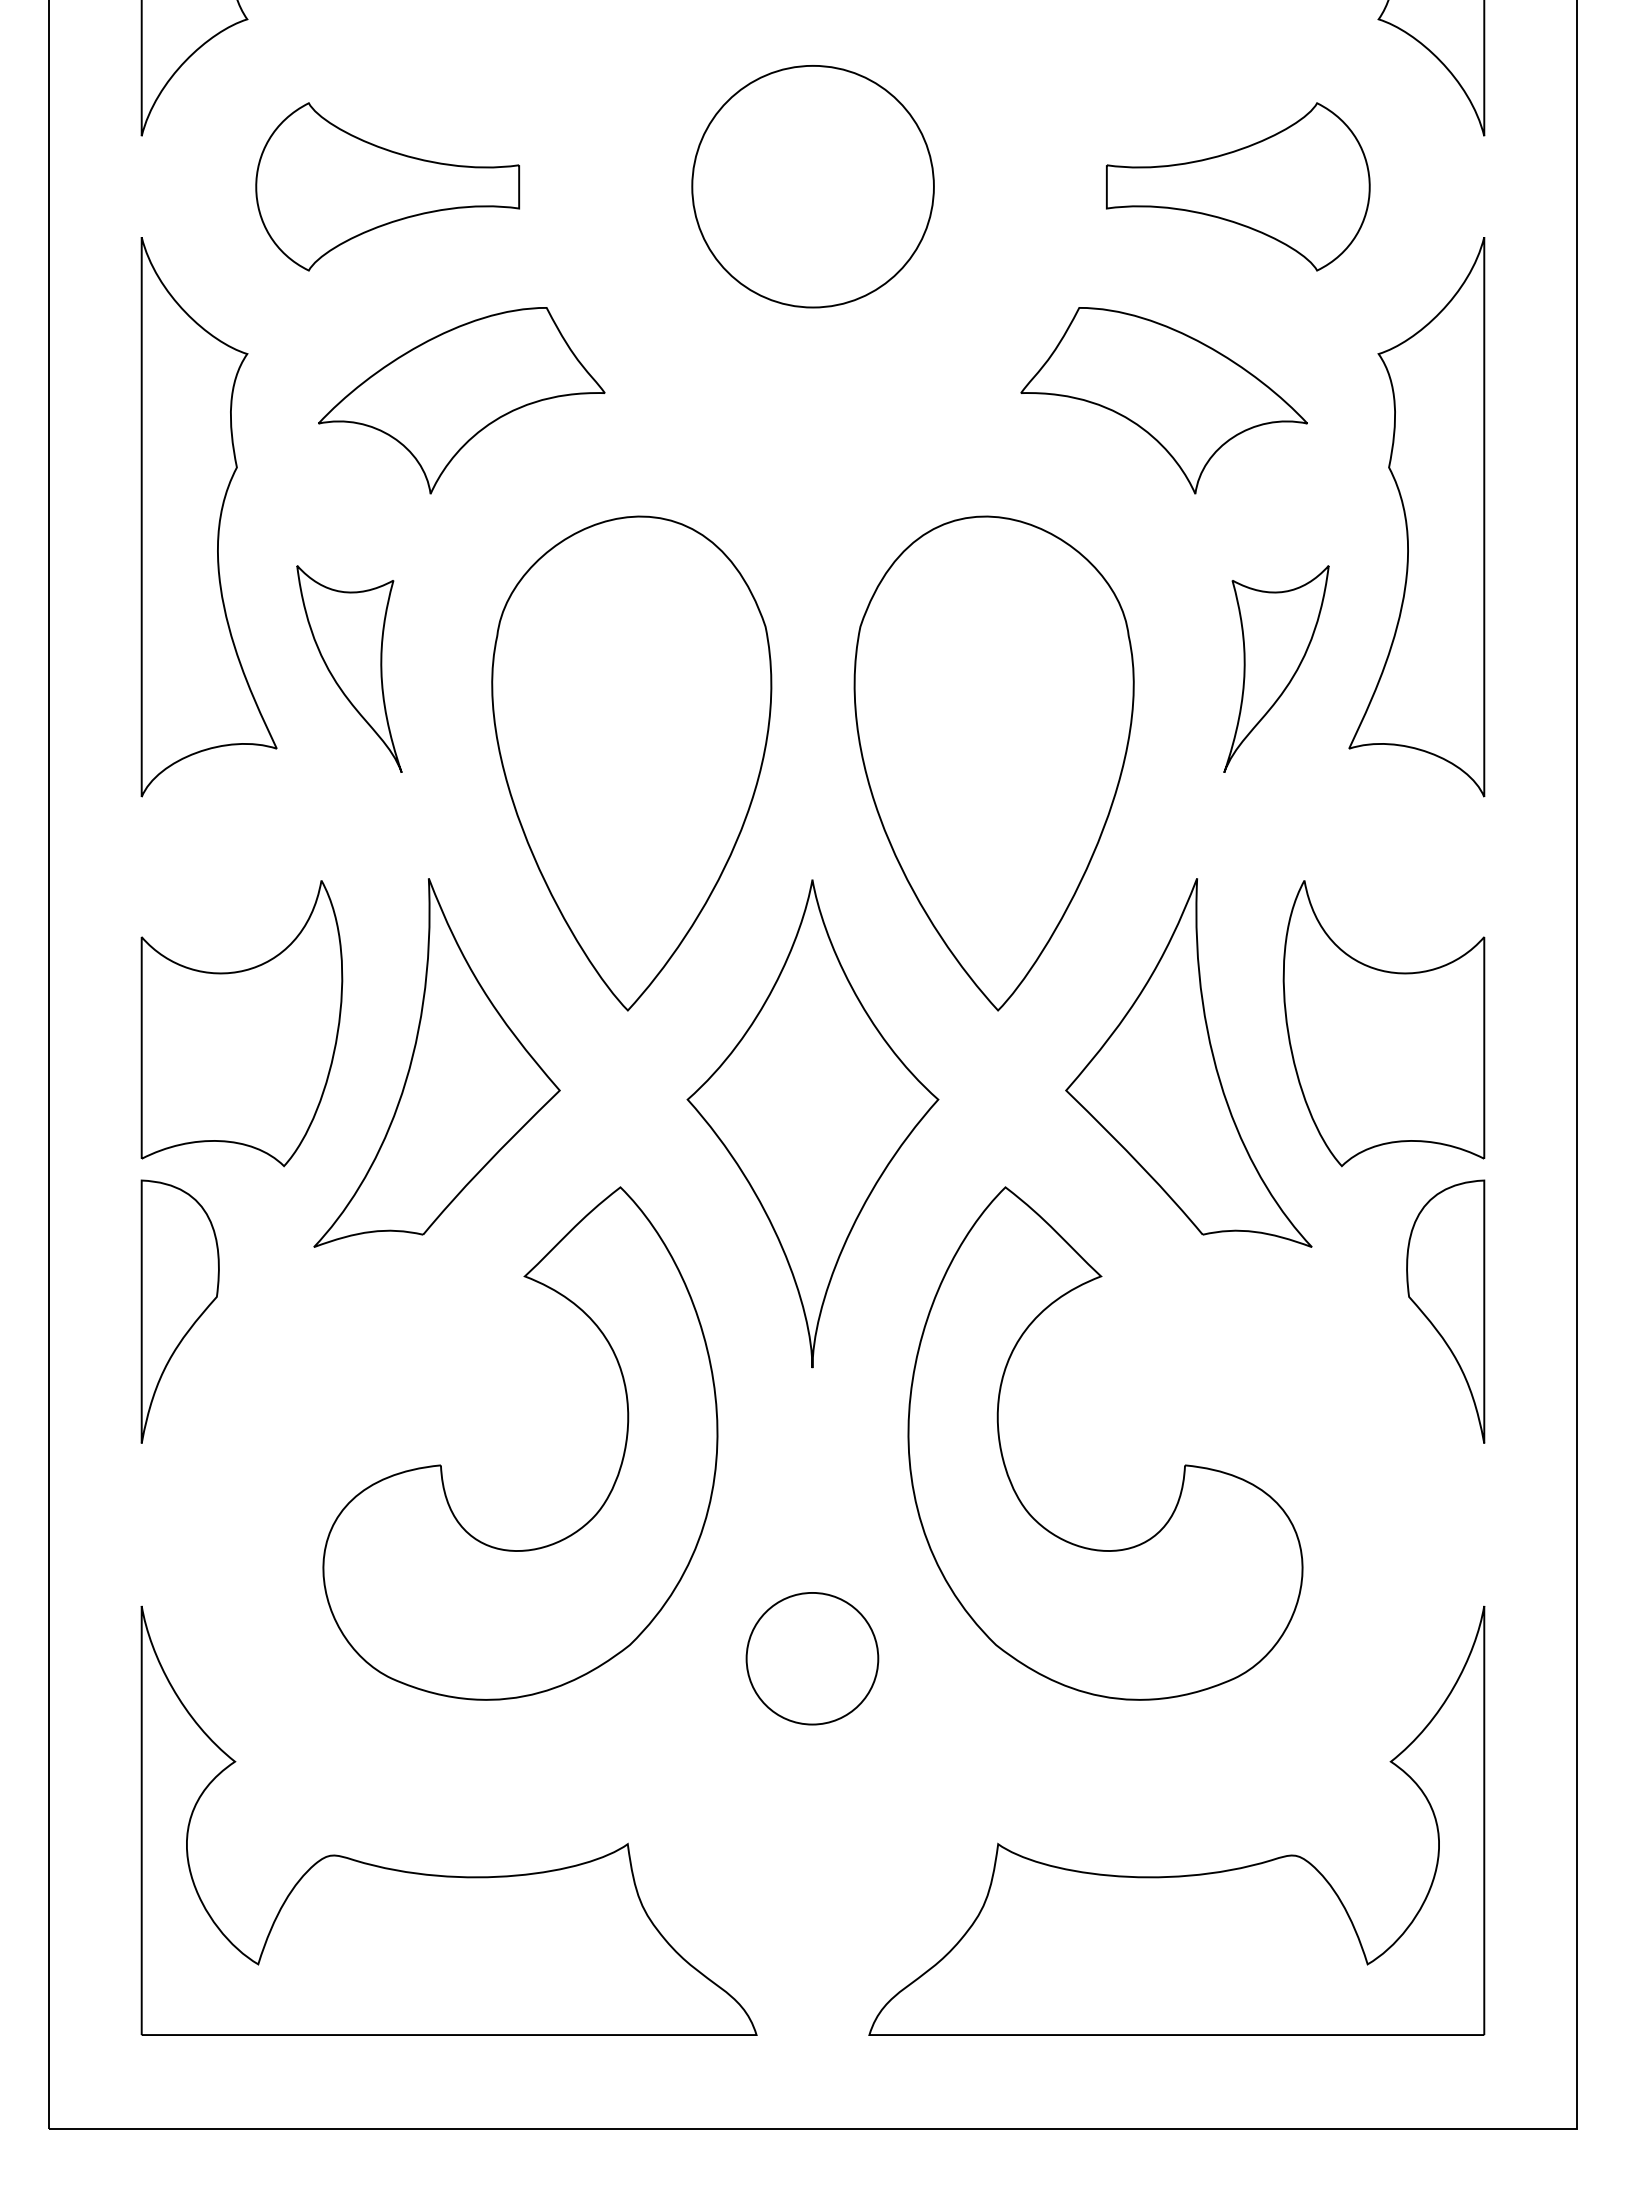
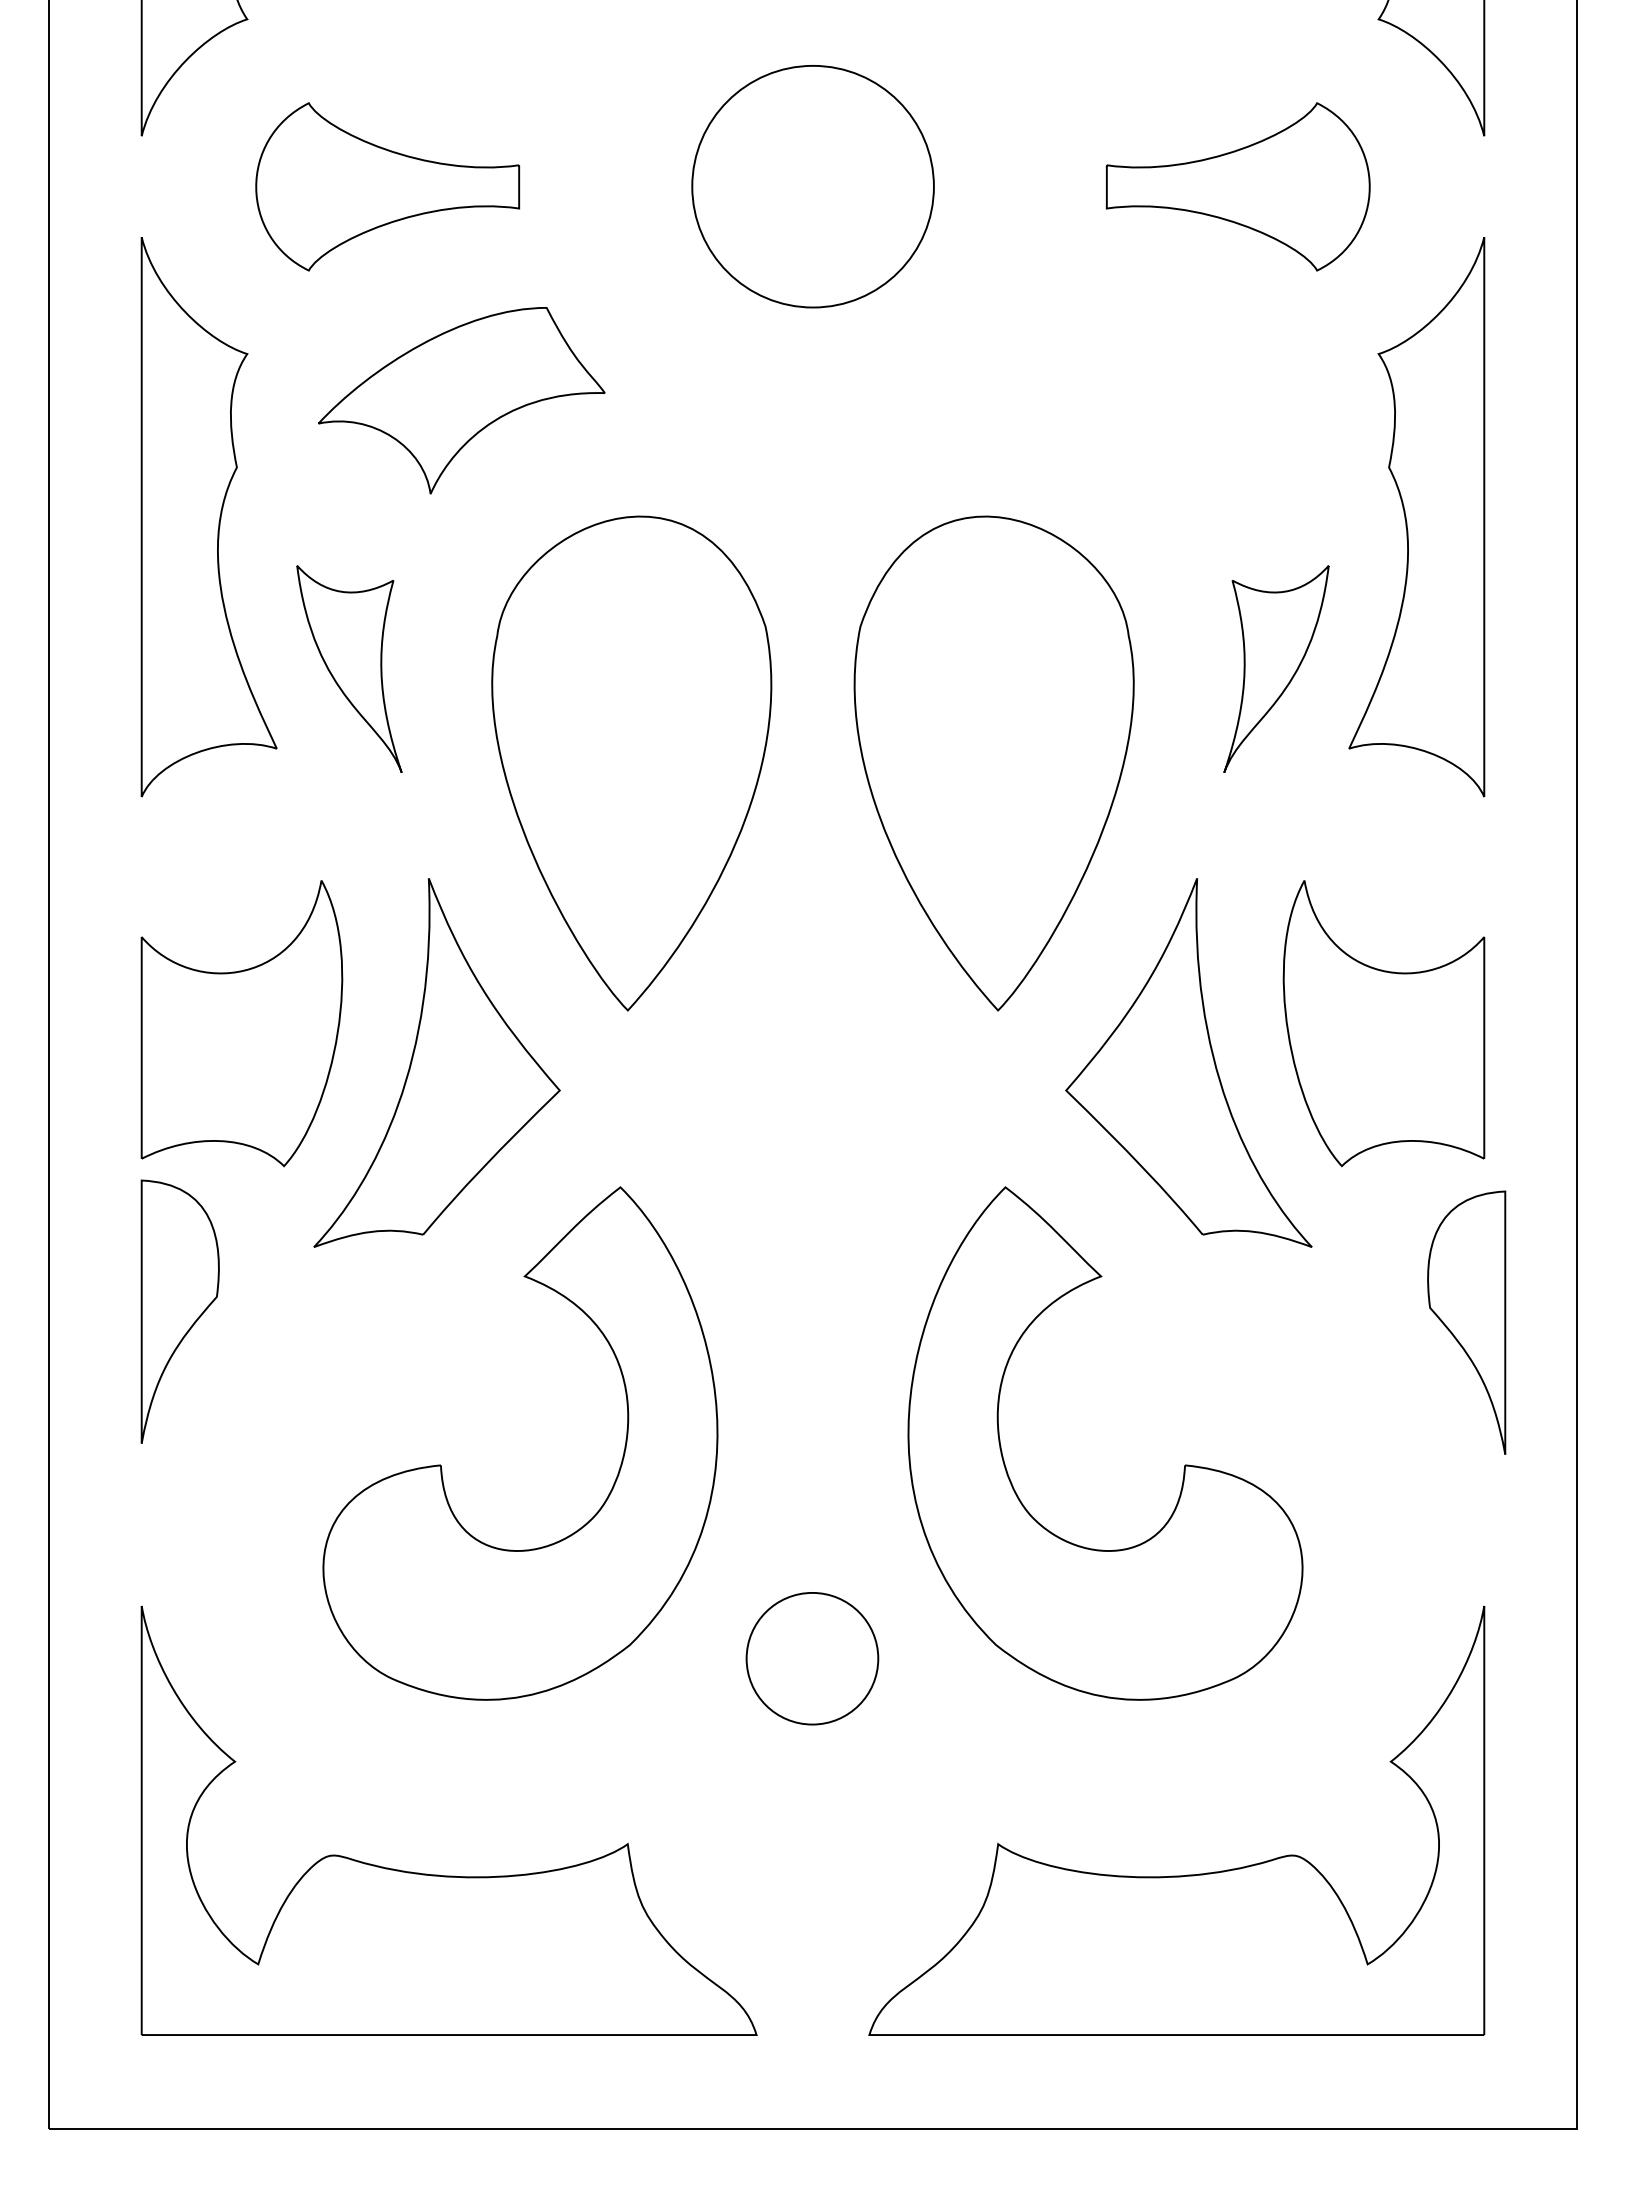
part: present -> none (1163, 400)
part: present -> none (812, 1123)
part position: (1445, 1311) -> (1466, 1322) (1466, 1322)
